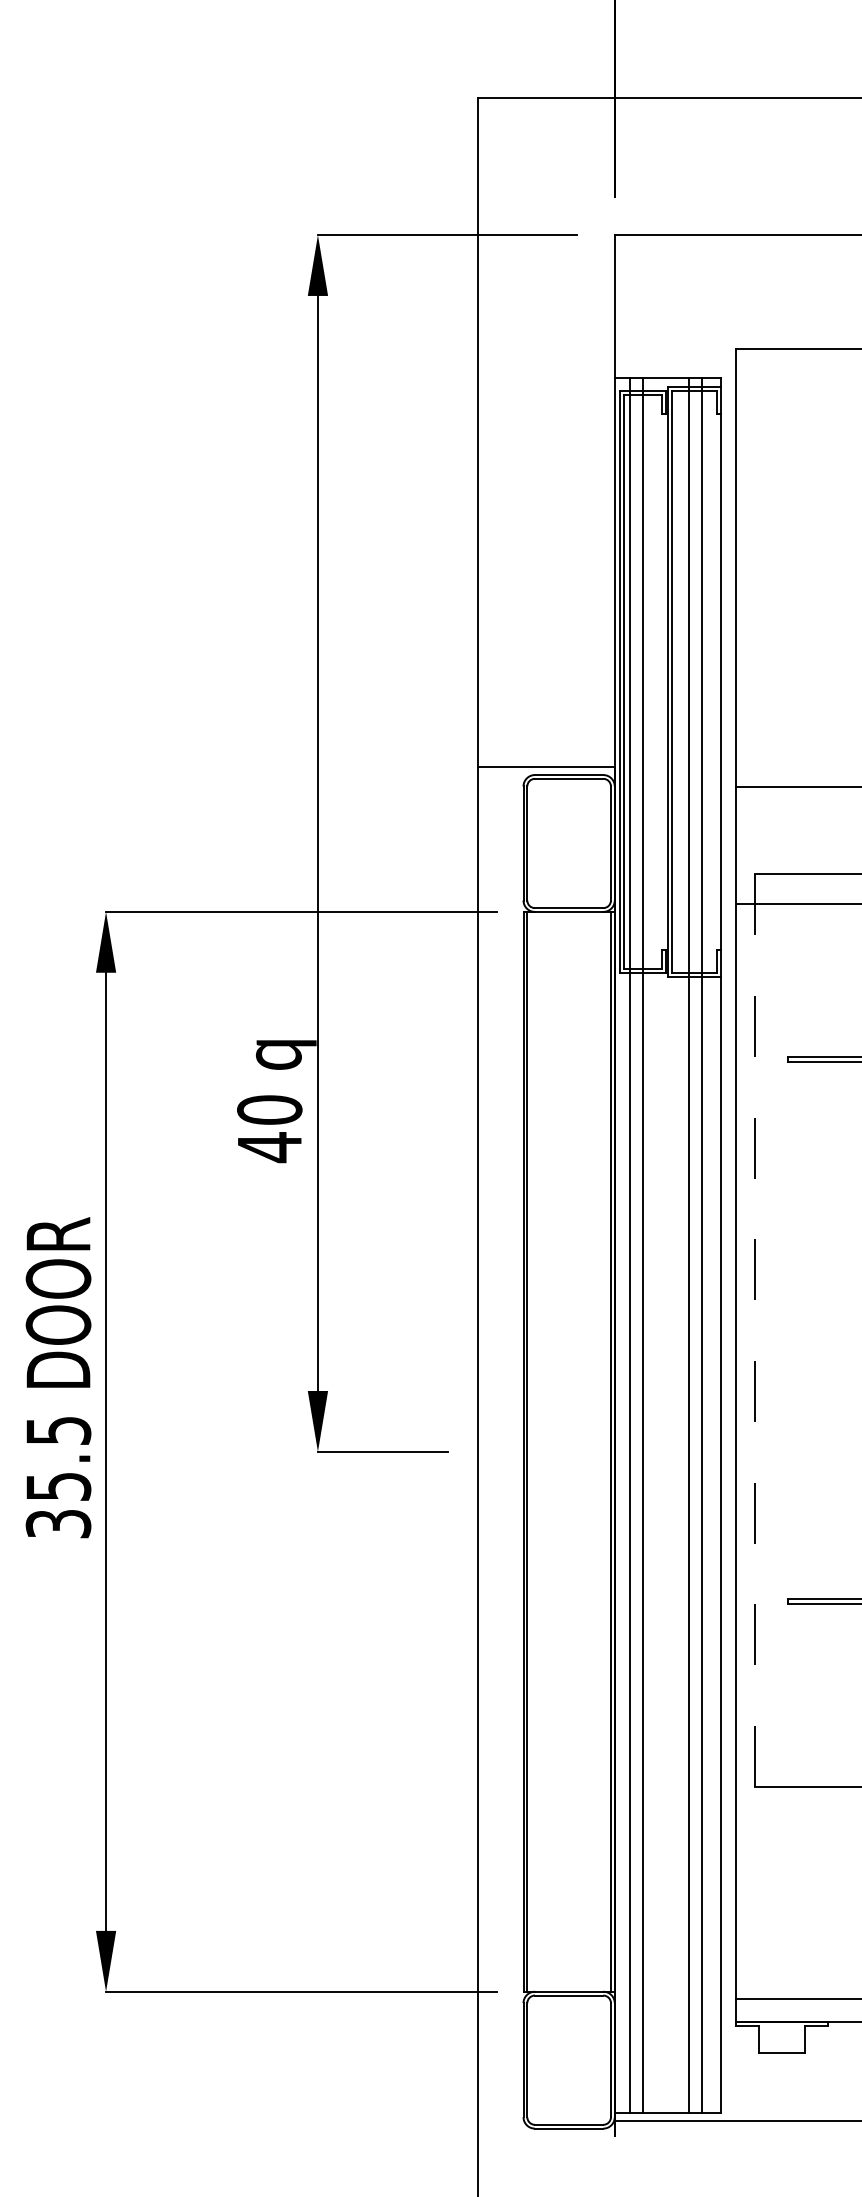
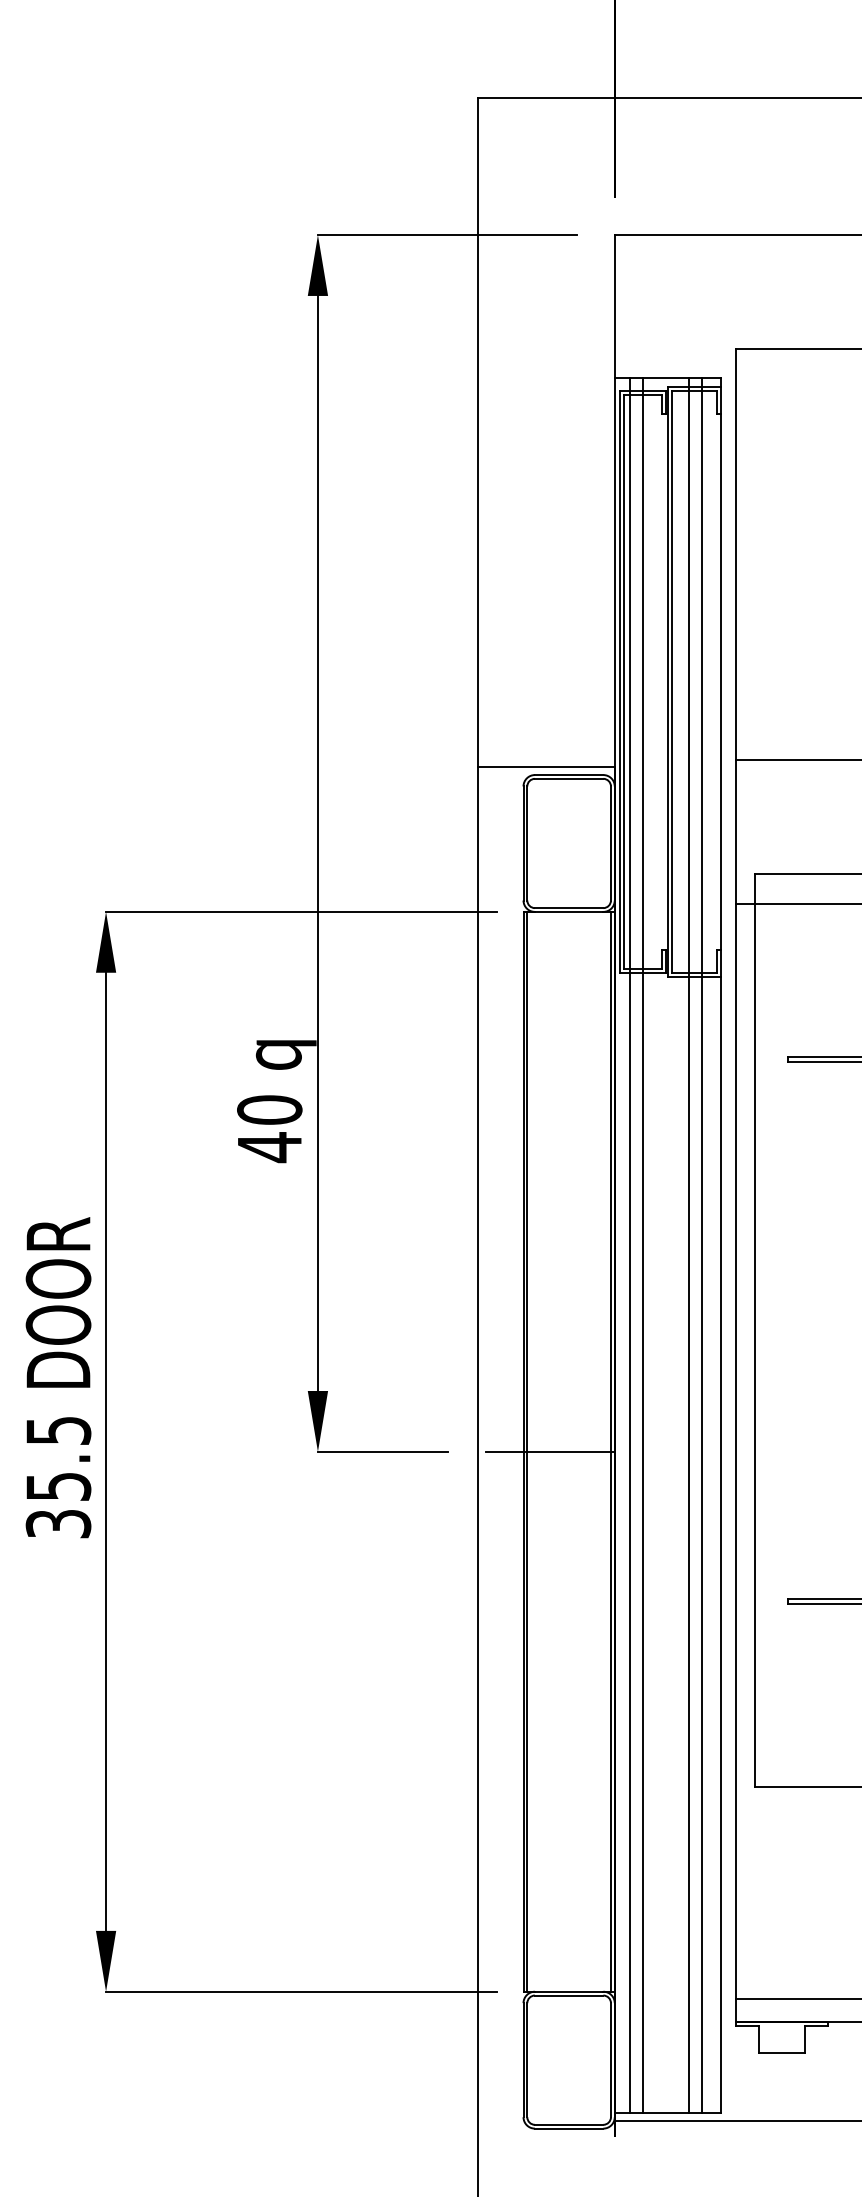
line position: (797, 786) -> (797, 759) (797, 759)
line: dashed -> solid (755, 1331)
line: none -> present (549, 1451)
